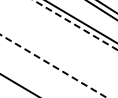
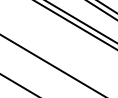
line: dashed -> solid (75, 25)
line: dashed -> solid (53, 66)
